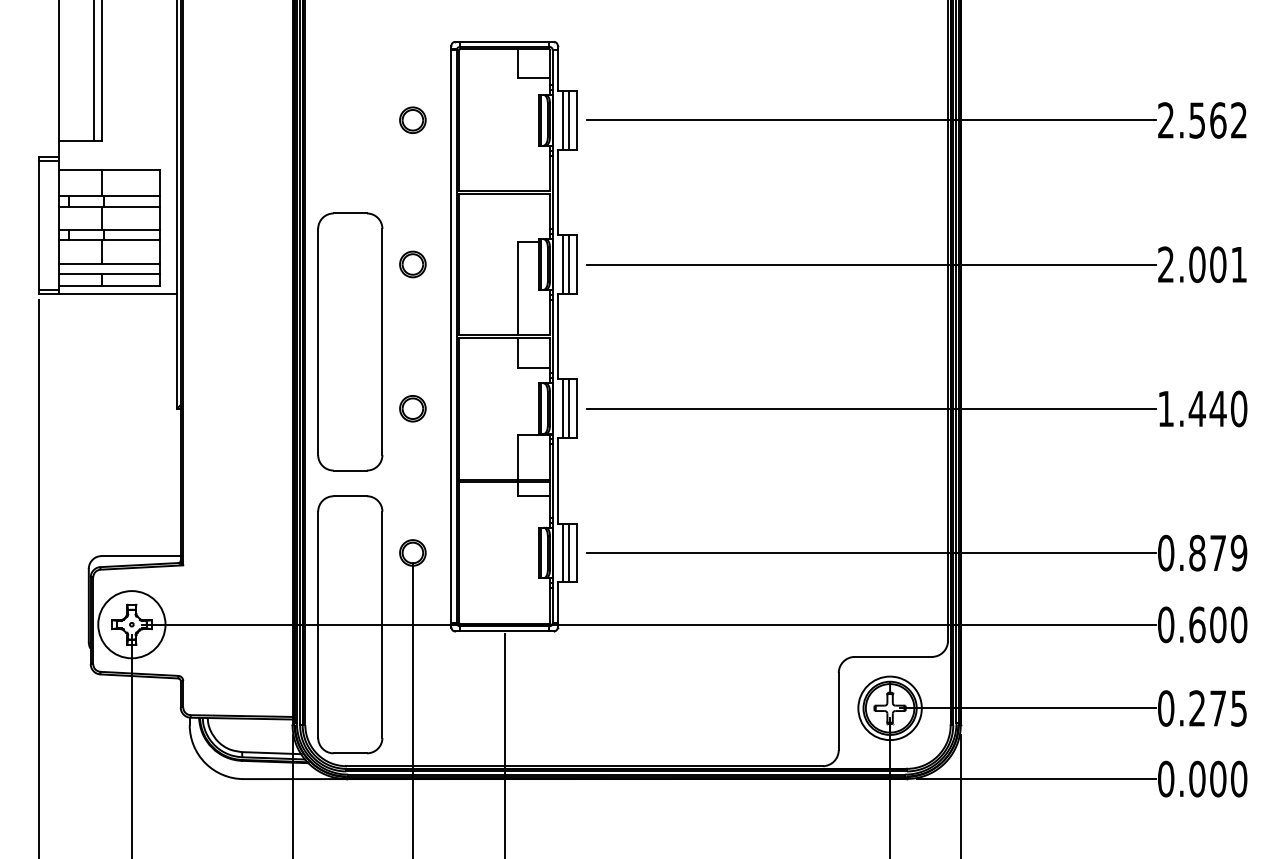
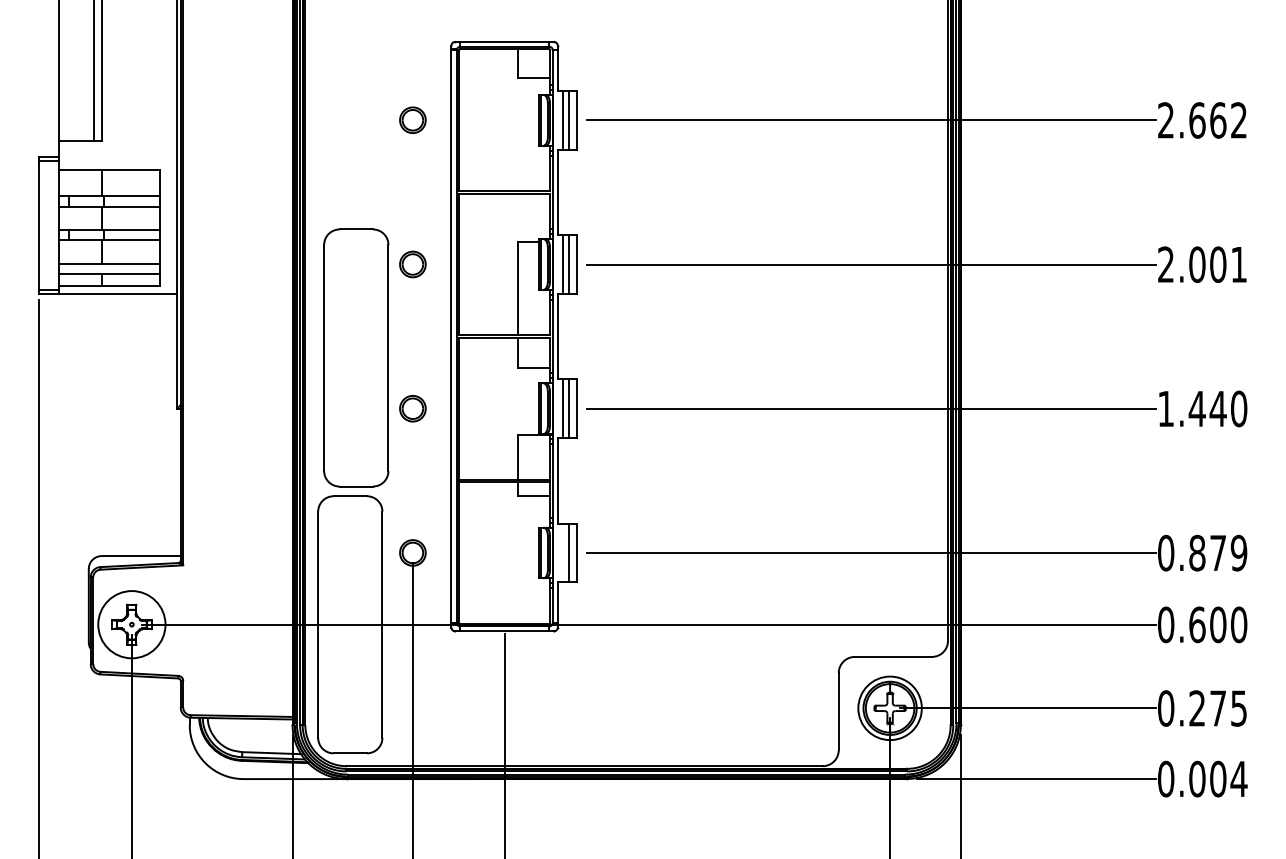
text: 2.562 -> 2.662 (1197, 120)
part position: (350, 341) -> (356, 357) (356, 357)
line: present -> none (563, 552)
text: 0.000 -> 0.004 (1238, 778)
